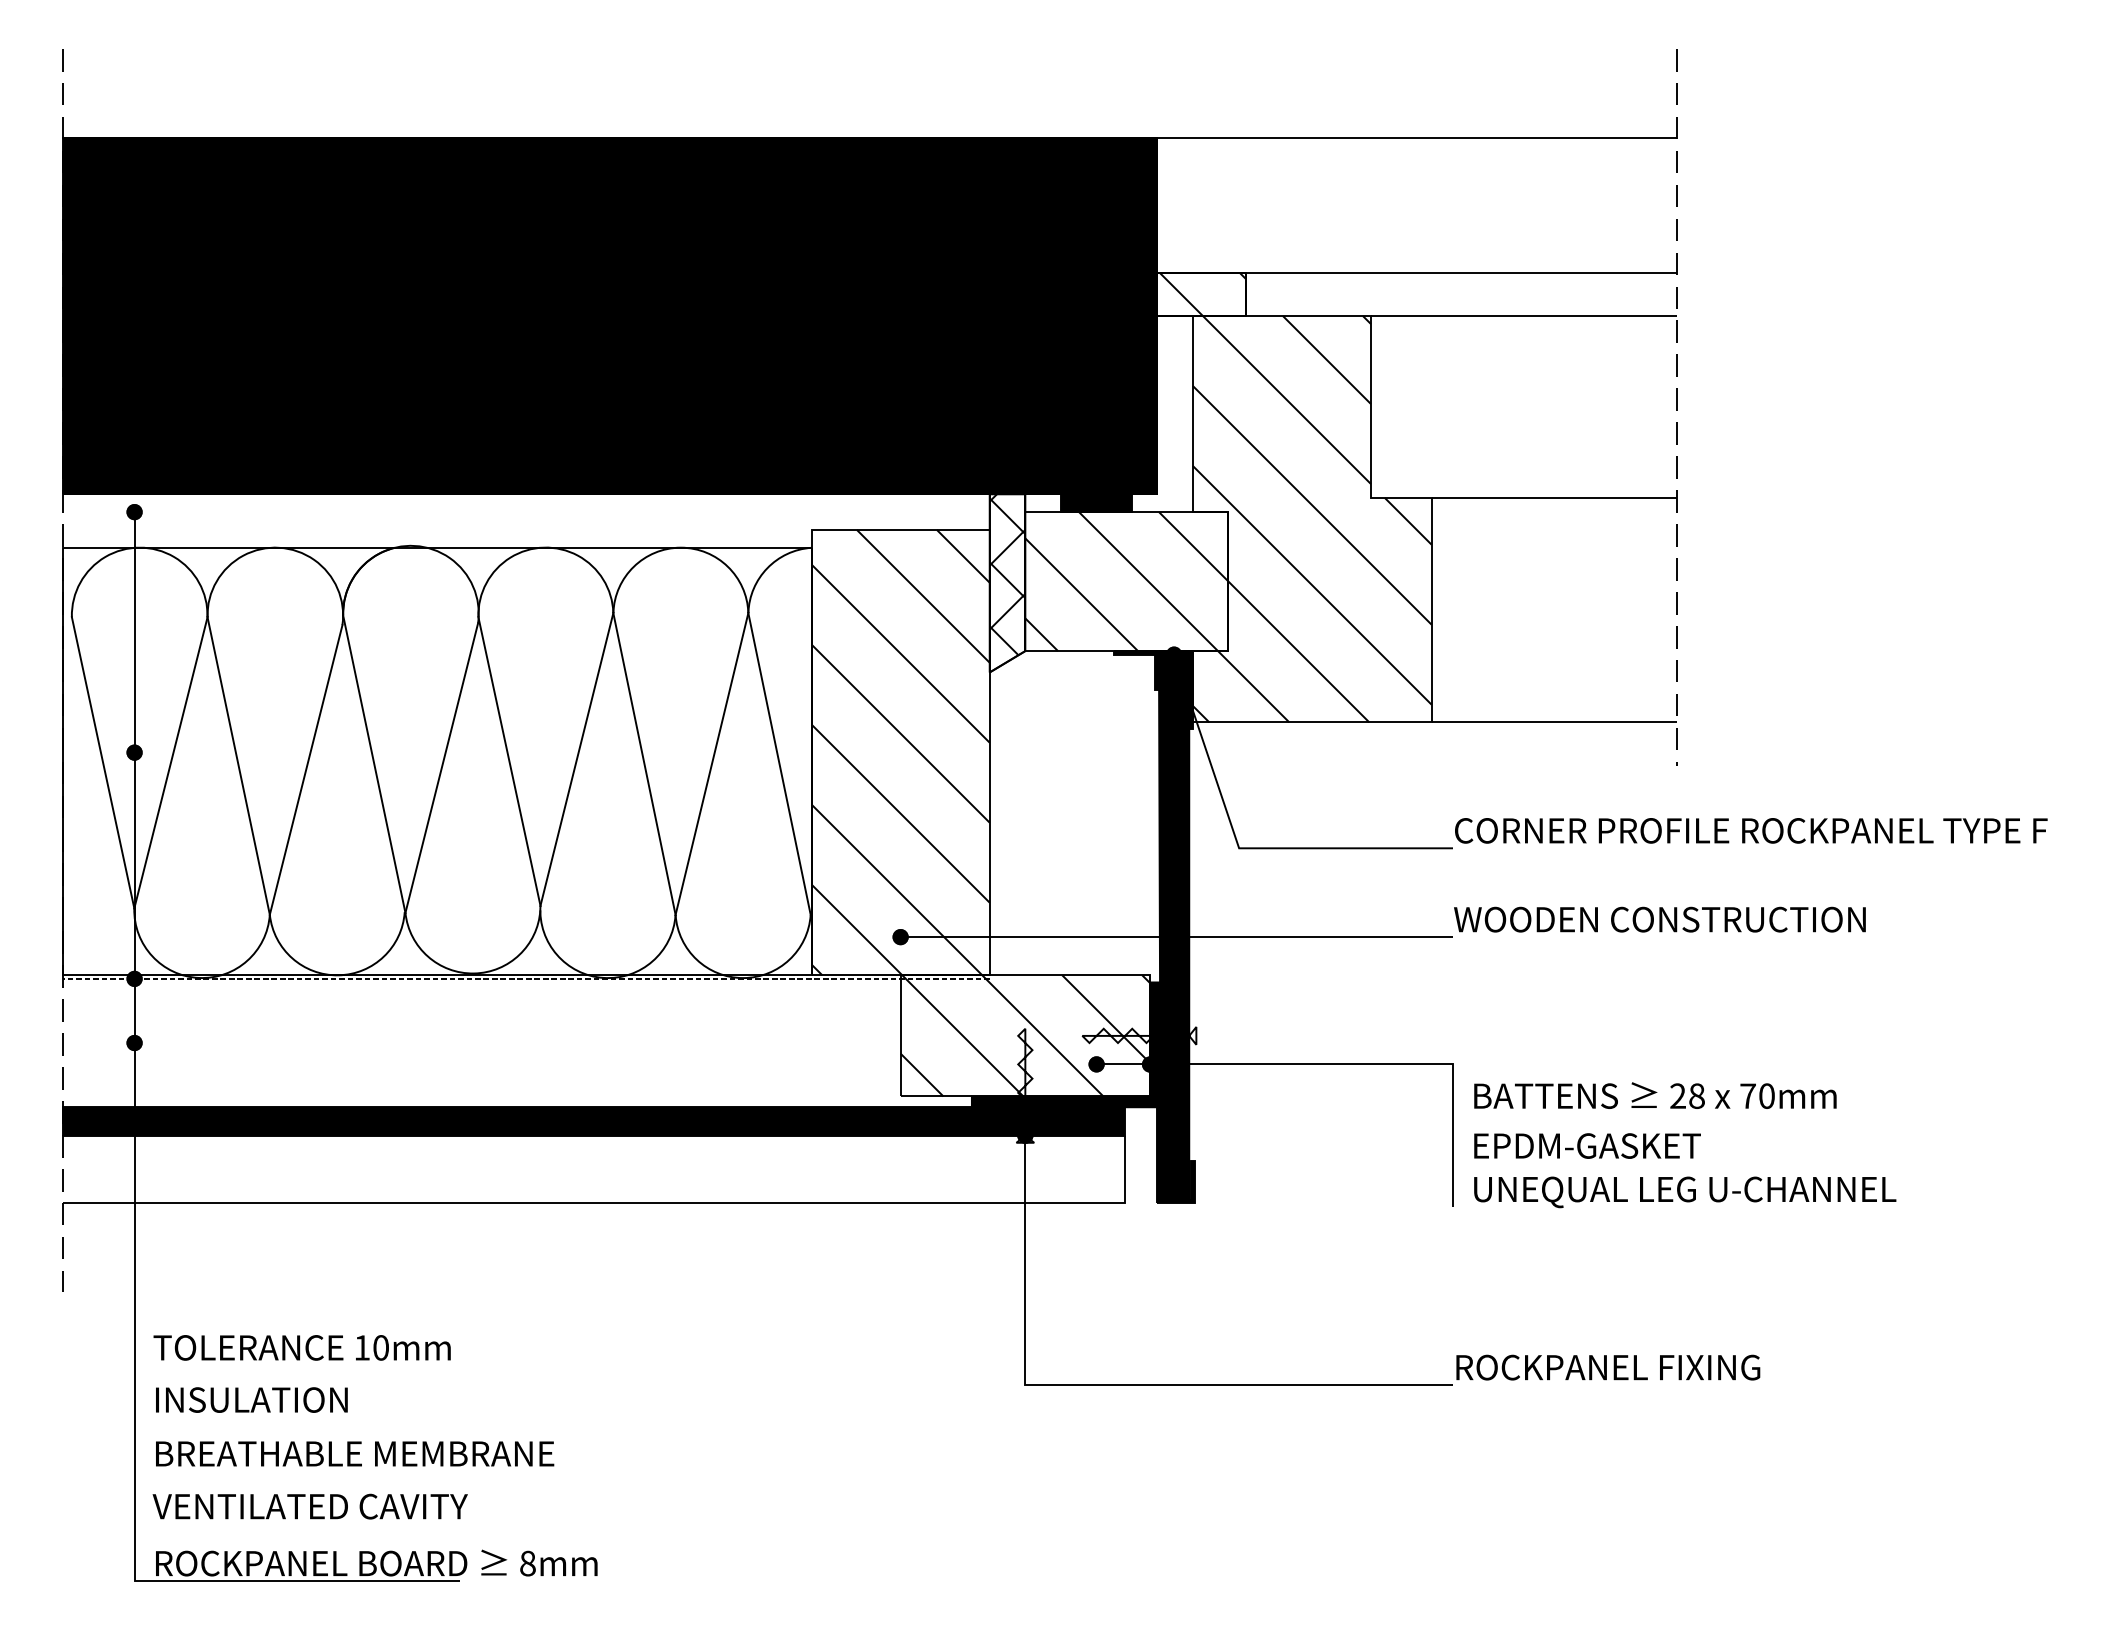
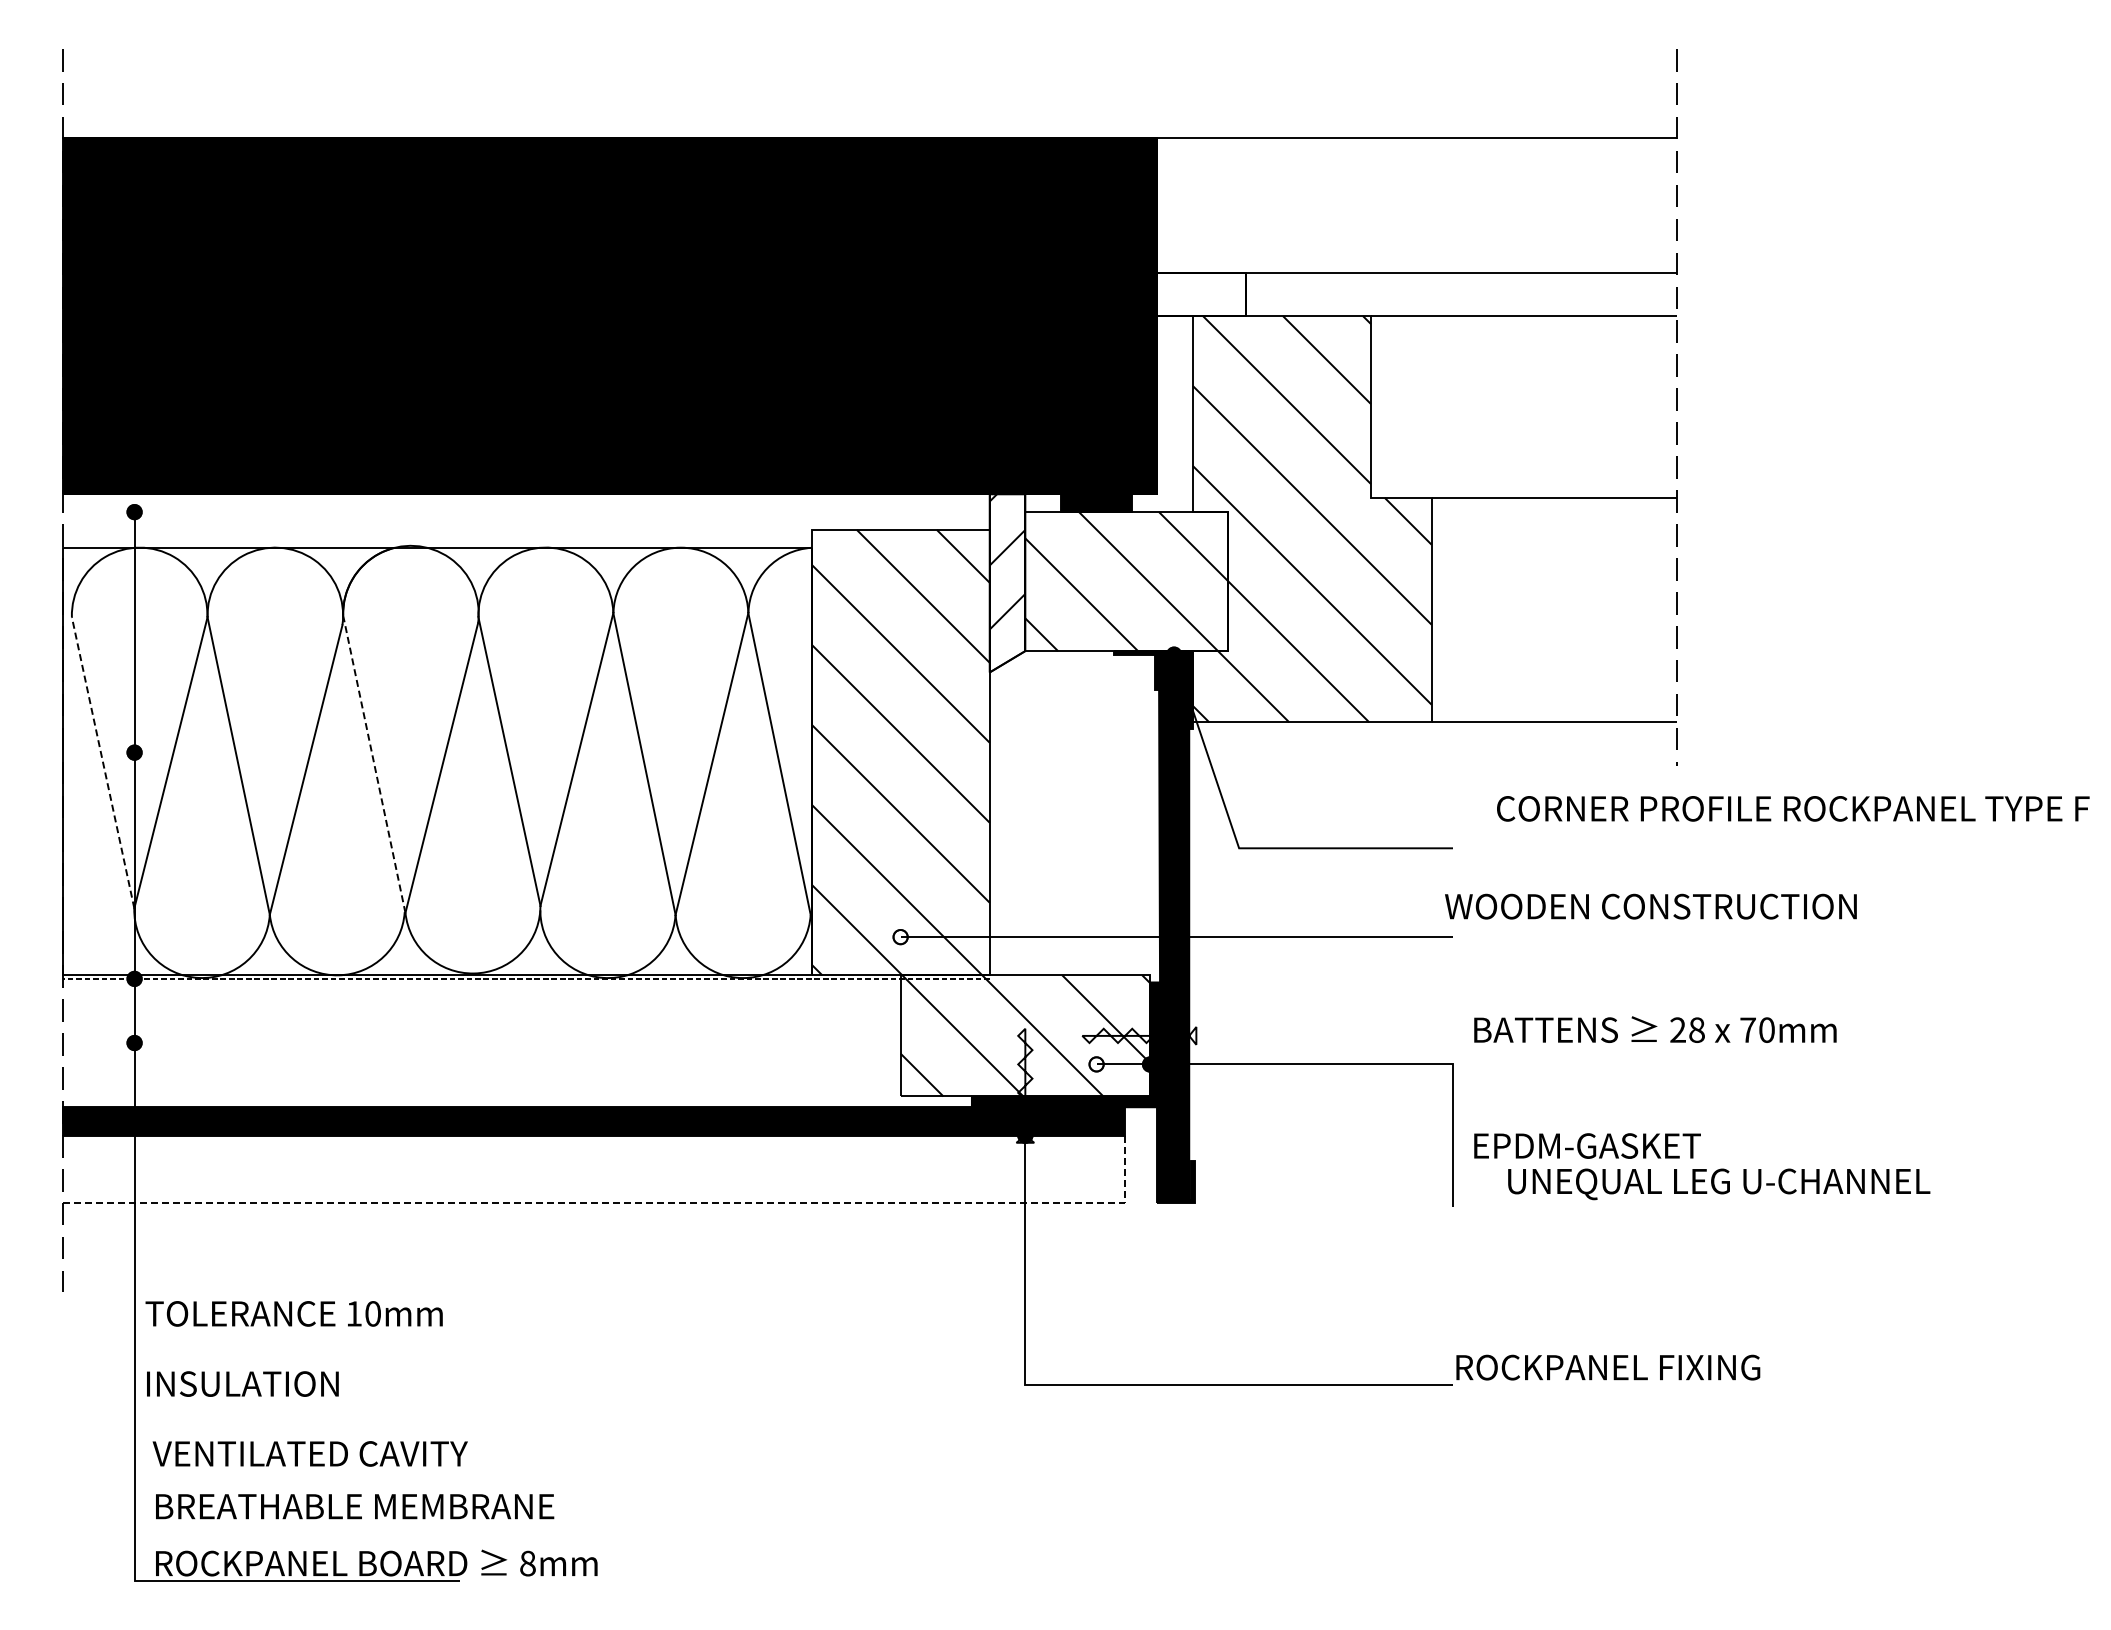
hatch: present -> none (1203, 294)
hatch: present -> none (1007, 576)
line: solid -> dashed (103, 762)
line: solid -> dashed (374, 764)
text position: (1751, 830) -> (1793, 808) (1793, 808)
text position: (1659, 919) -> (1650, 906) (1650, 906)
fill: present -> none (900, 937)
fill: present -> none (1096, 1064)
text position: (1655, 1095) -> (1655, 1029) (1655, 1029)
text position: (1685, 1192) -> (1719, 1184) (1719, 1184)
line: solid -> dashed (629, 1203)
text position: (301, 1347) -> (293, 1313) (293, 1313)
text position: (251, 1399) -> (242, 1383) (242, 1383)
text: BREATHABLE MEMBRANE -> VENTILATED CAVITY (353, 1453)
text: VENTILATED CAVITY -> BREATHABLE MEMBRANE (353, 1506)
